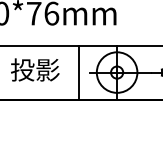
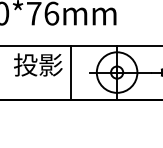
text position: (35, 69) -> (38, 64) (38, 64)
line position: (79, 72) -> (71, 72) (71, 72)
